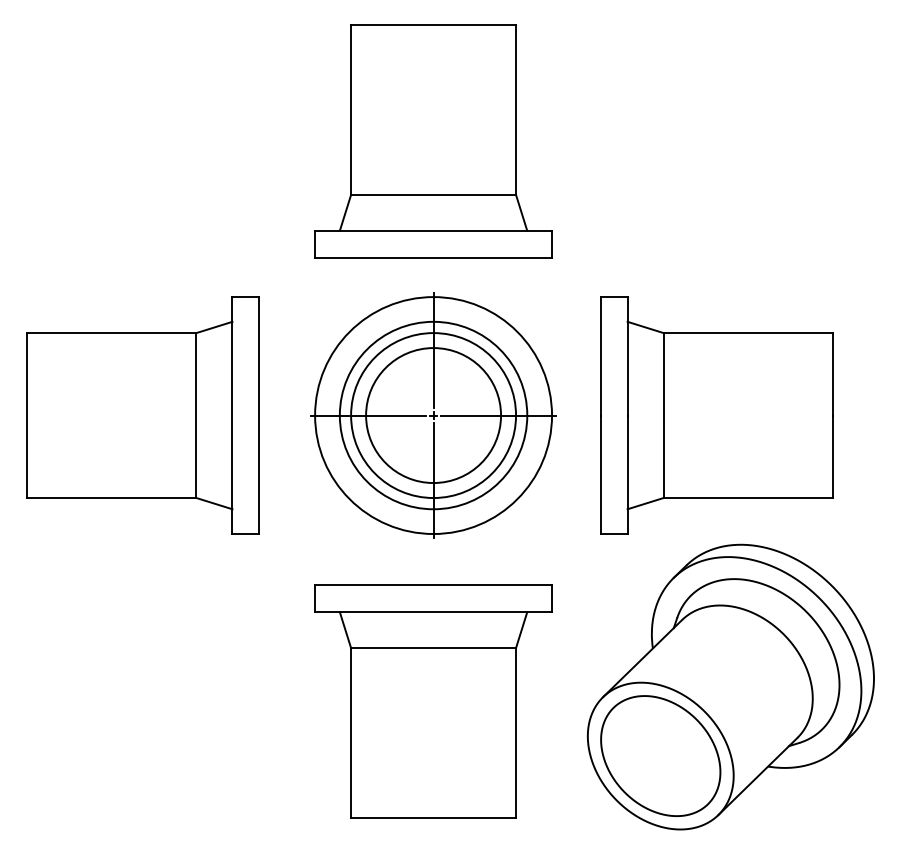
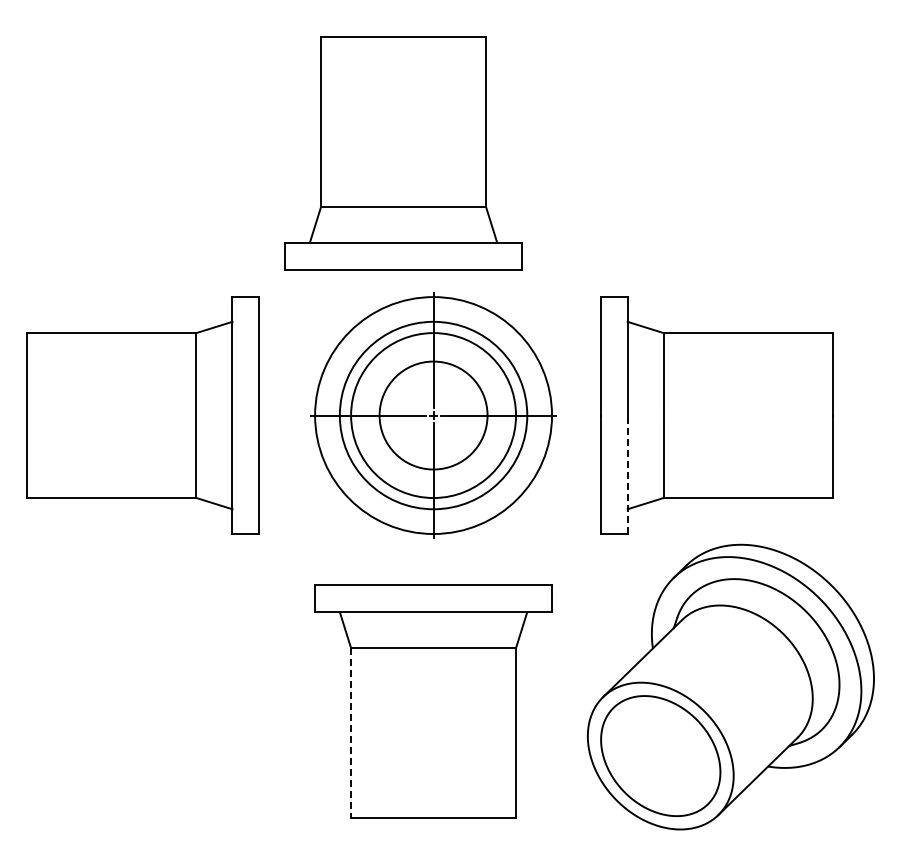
part position: (433, 141) -> (403, 153) (403, 153)
circle diameter: 135 px -> 108 px (433, 415)
line: solid -> dashed (627, 474)
line: solid -> dashed (351, 732)
